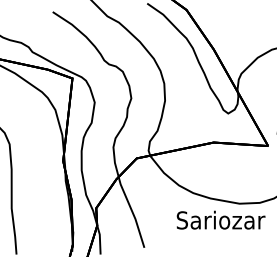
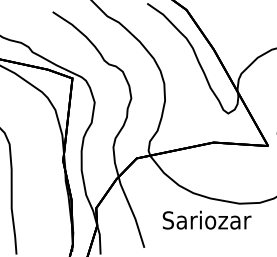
text position: (220, 219) -> (206, 219) (206, 219)
